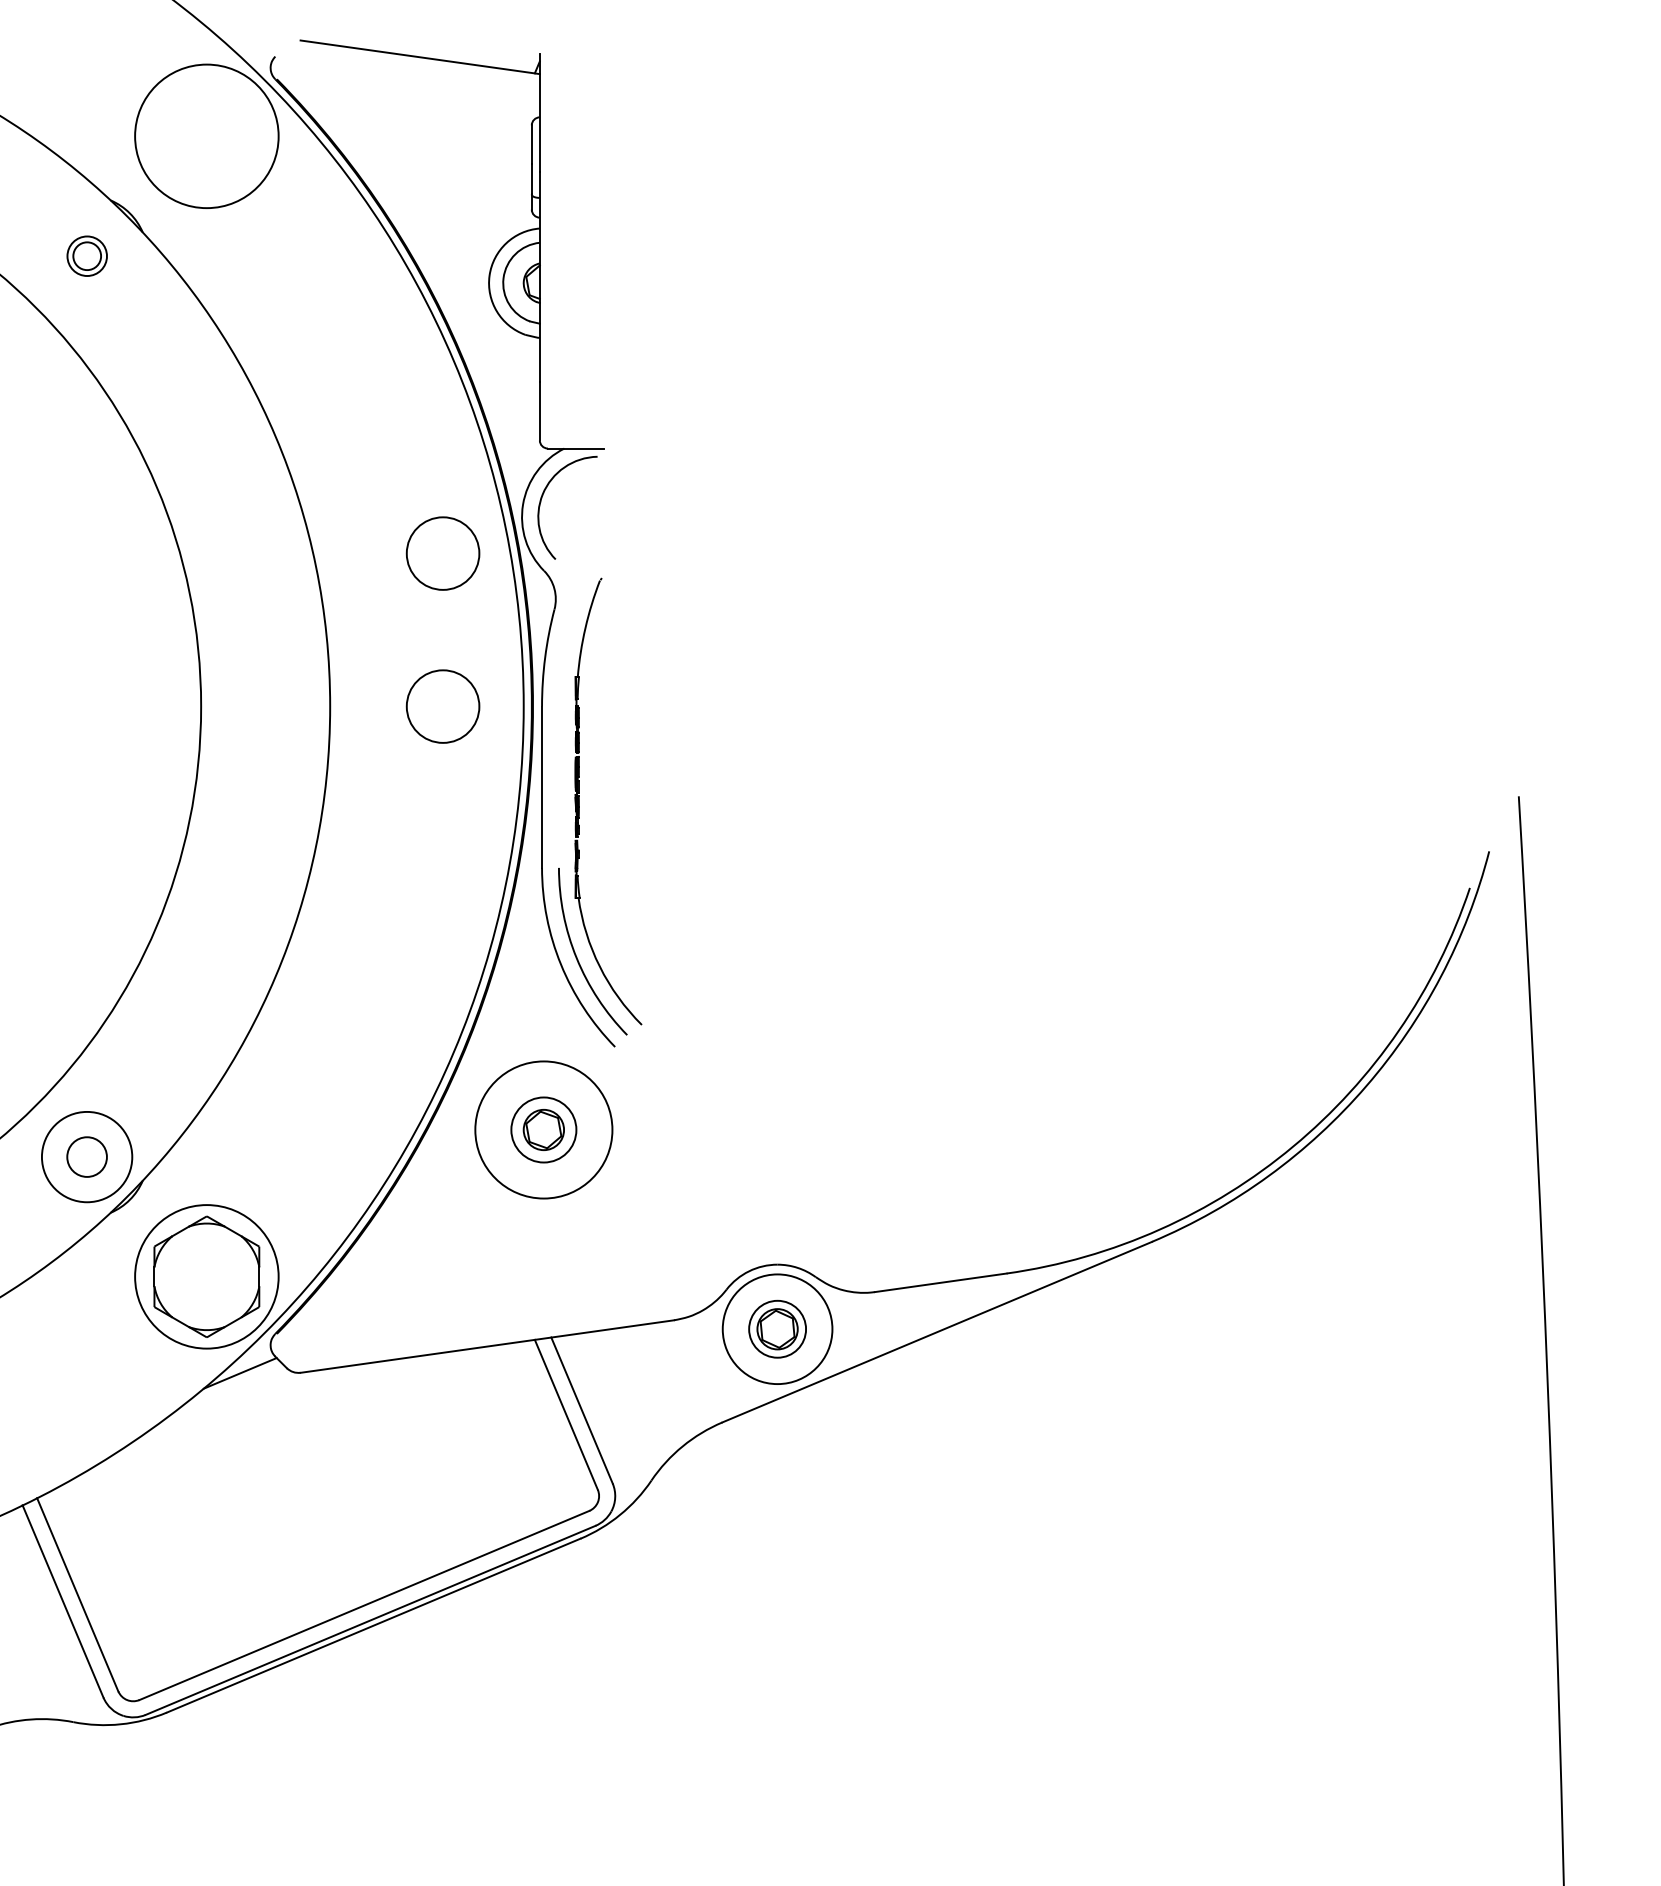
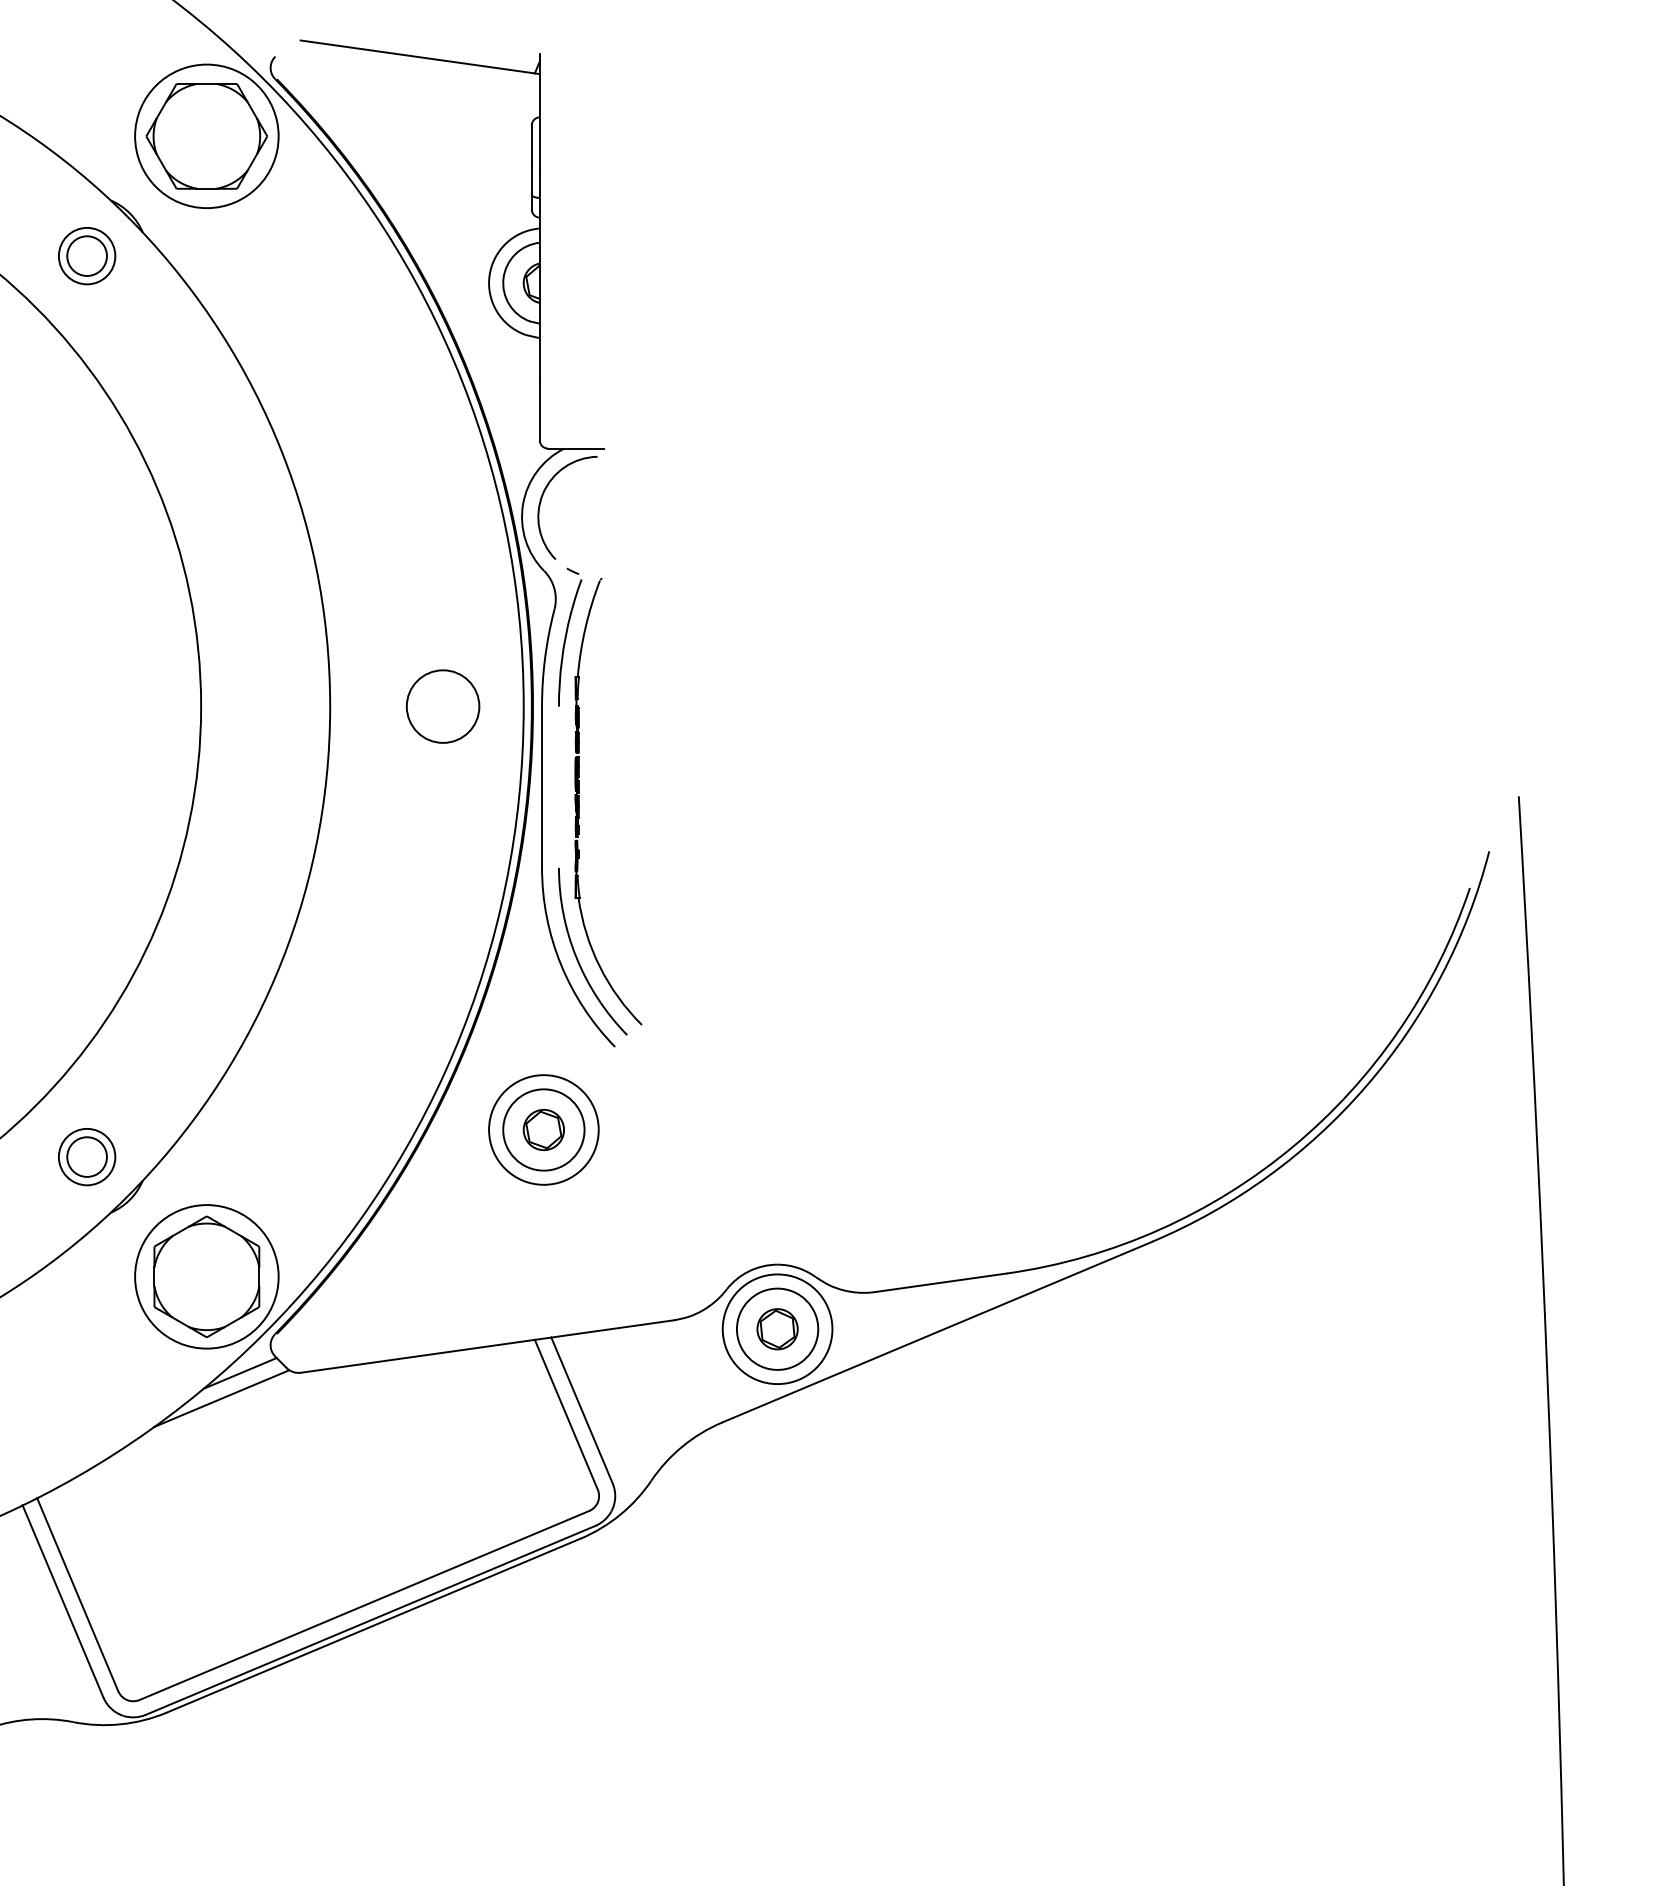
part: none -> present (206, 136)
part size: 42x42 px -> 59x59 px (87, 256)
circle: present -> none (442, 553)
part: none -> present (570, 636)
circle diameter: 137 px -> 110 px (543, 1129)
circle diameter: 65 px -> 81 px (543, 1129)
circle diameter: 90 px -> 56 px (86, 1156)
circle diameter: 57 px -> 81 px (777, 1328)
line: none -> present (221, 1398)
